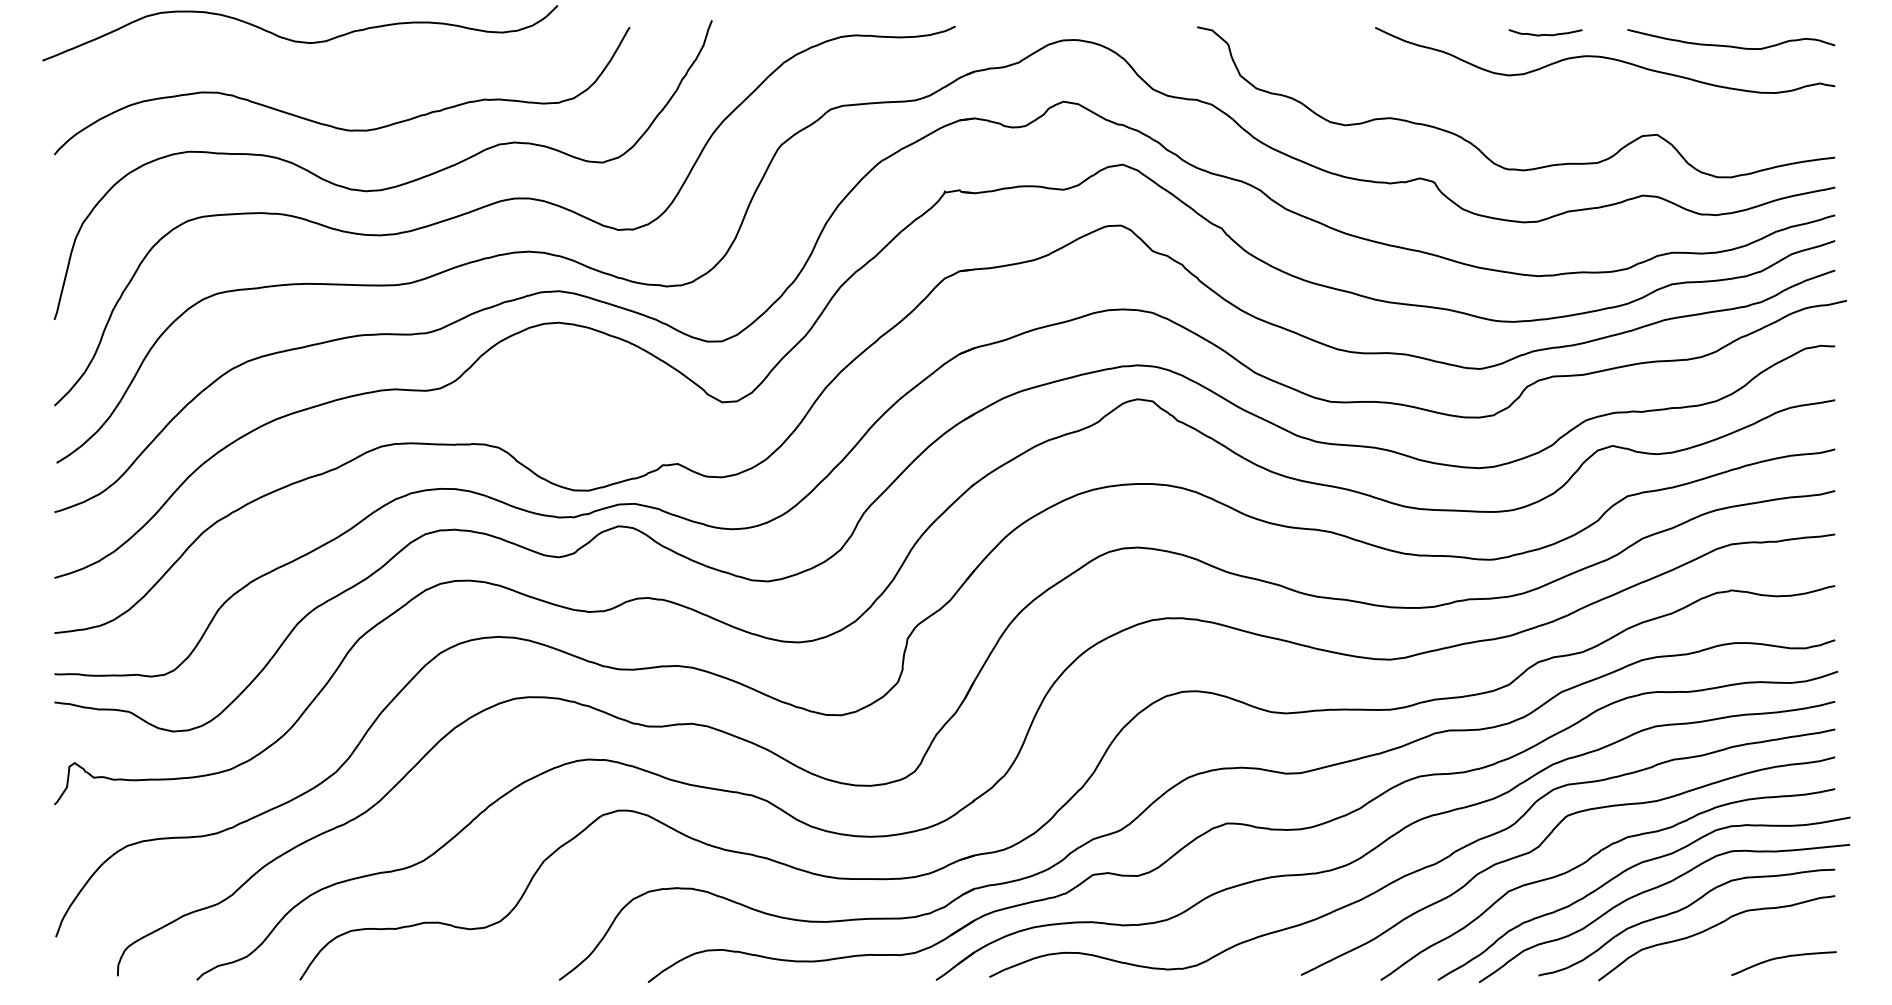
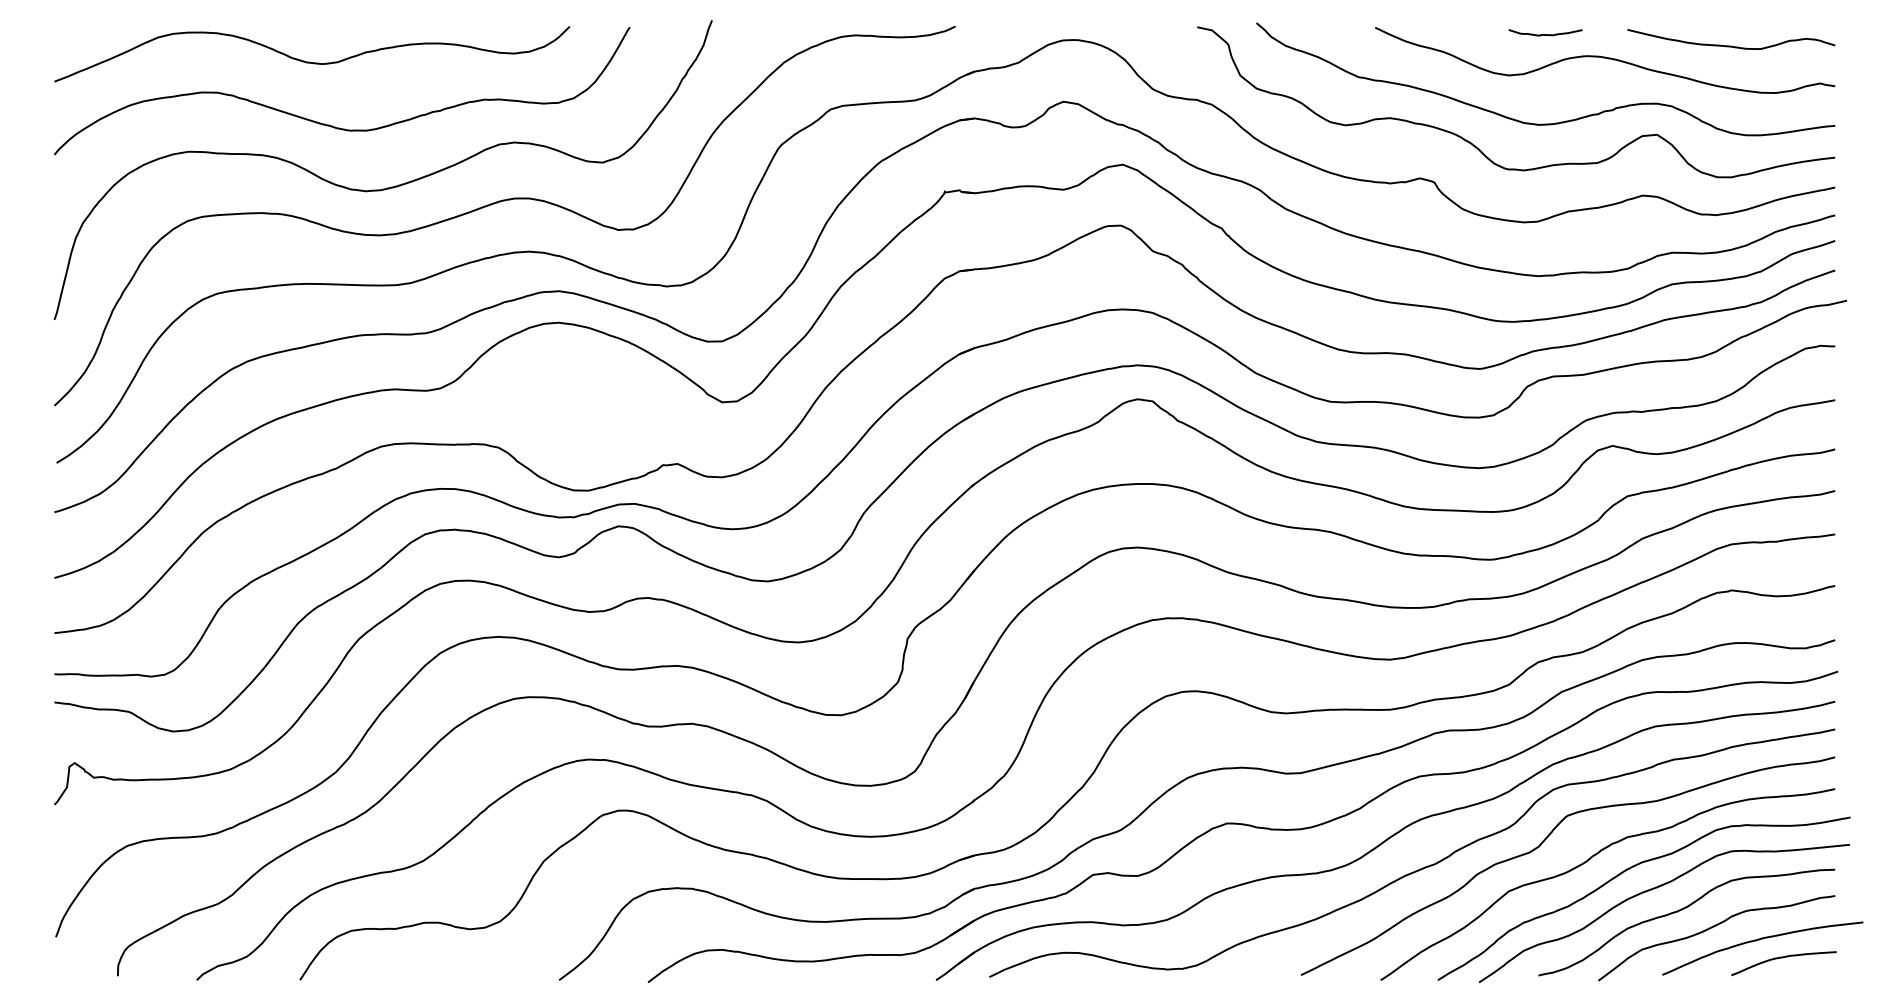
curve position: (298, 40) -> (310, 61) (310, 61)
curve: none -> present (1545, 123)
curve: none -> present (1759, 940)
